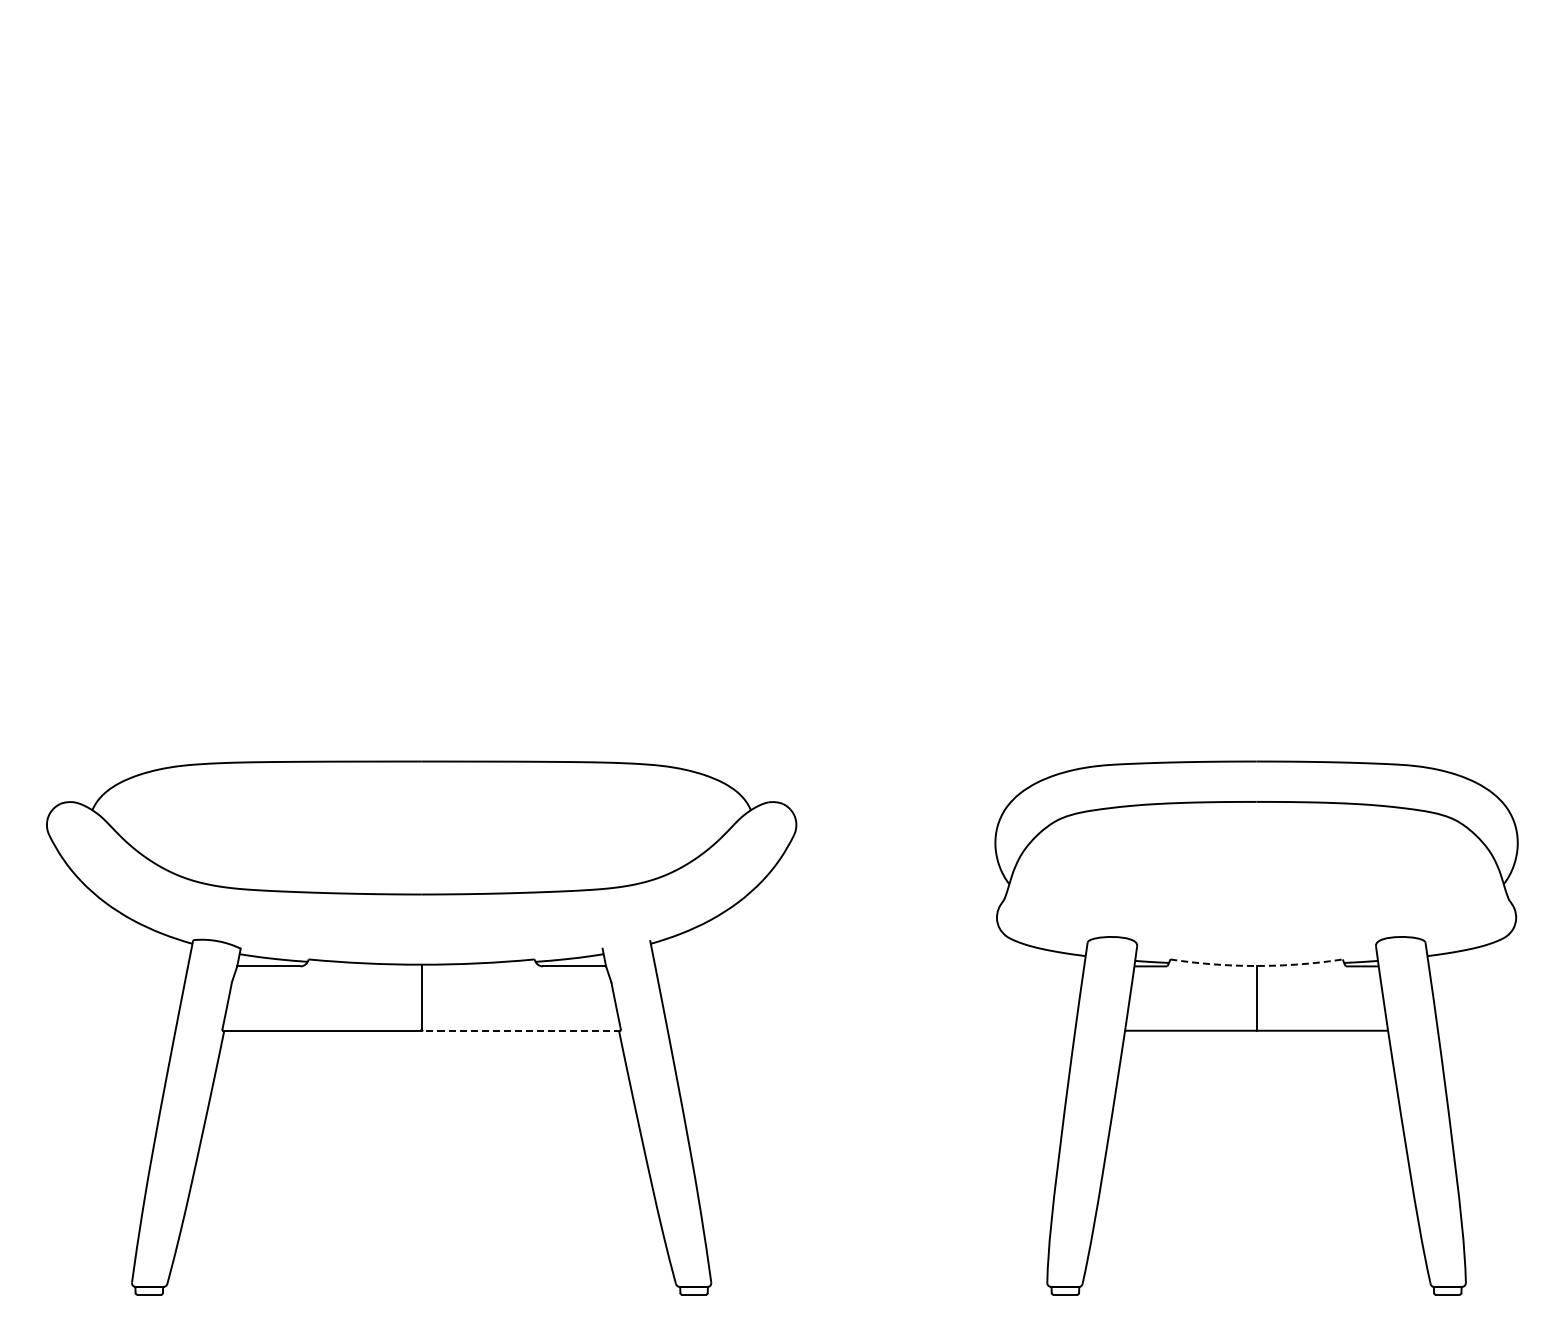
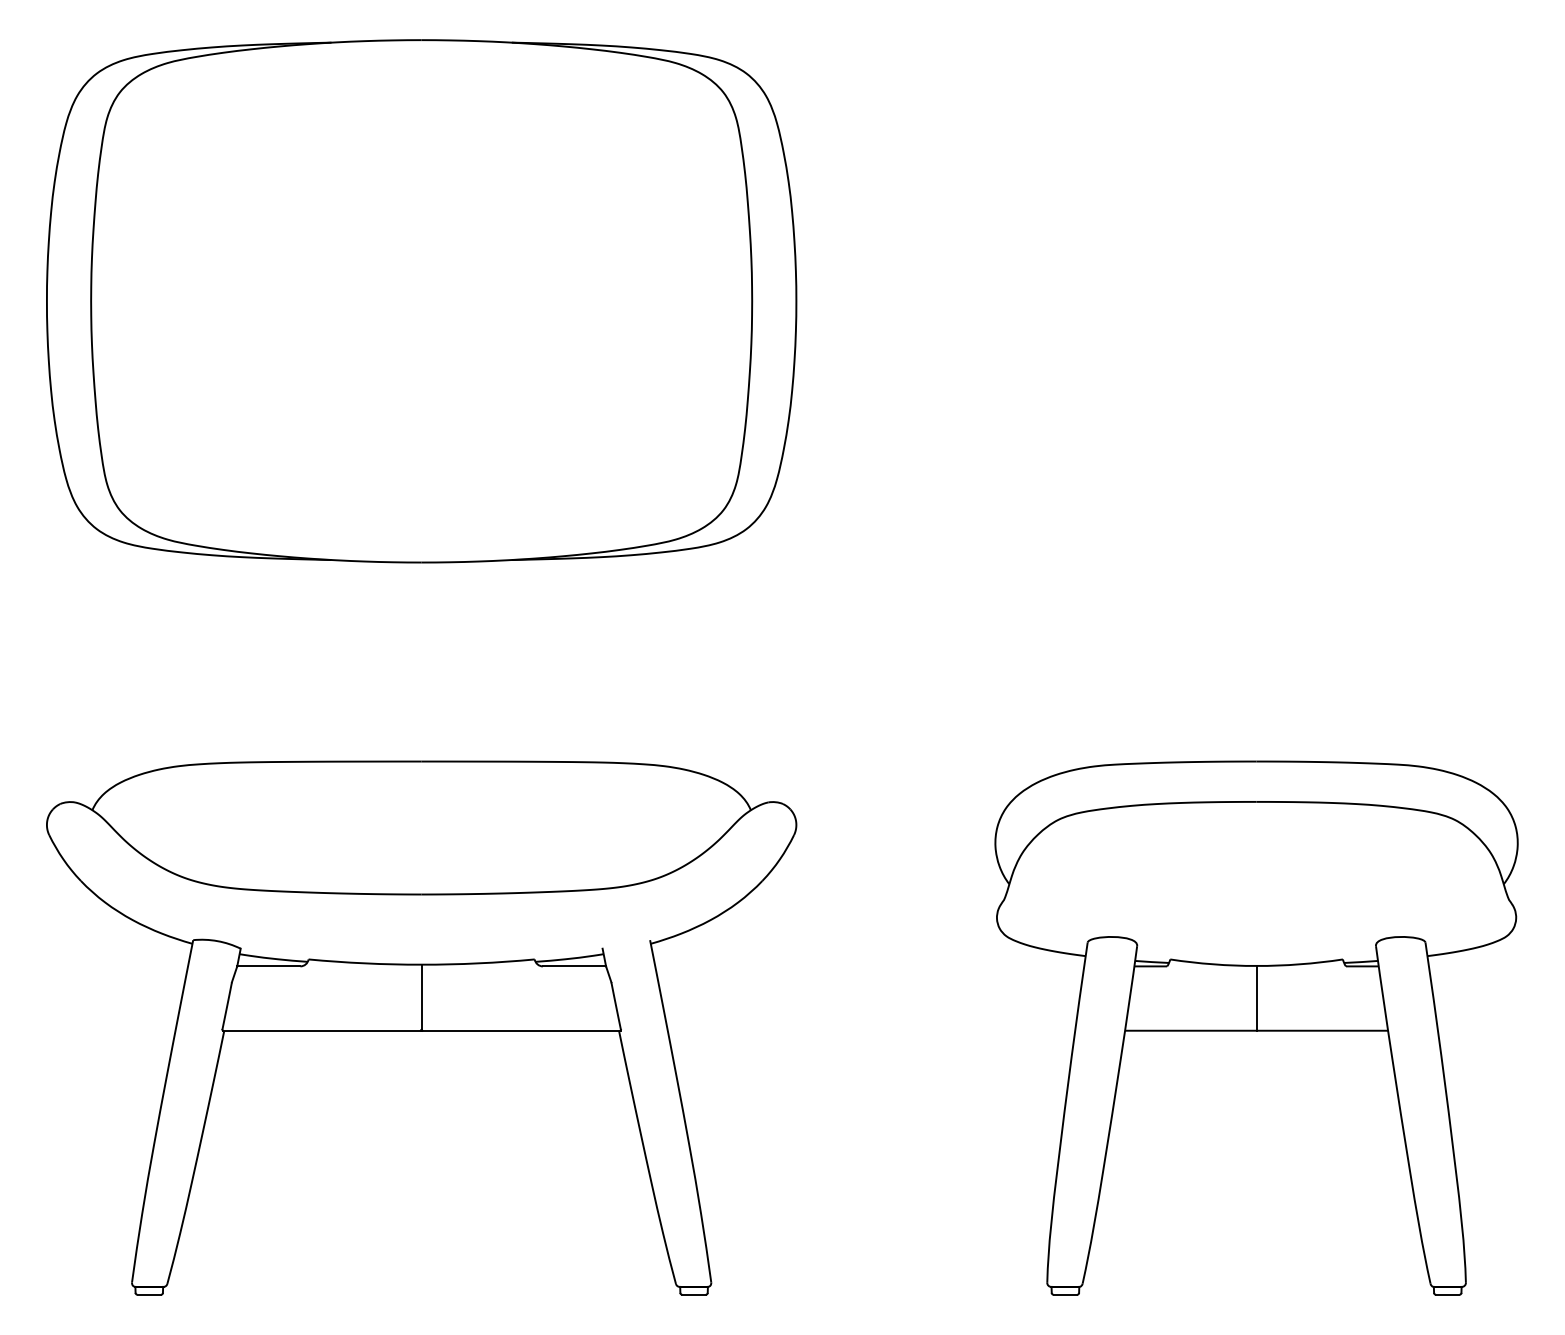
part: none -> present (421, 301)
arc: dashed -> solid (1256, 965)
line: dashed -> solid (520, 1030)
